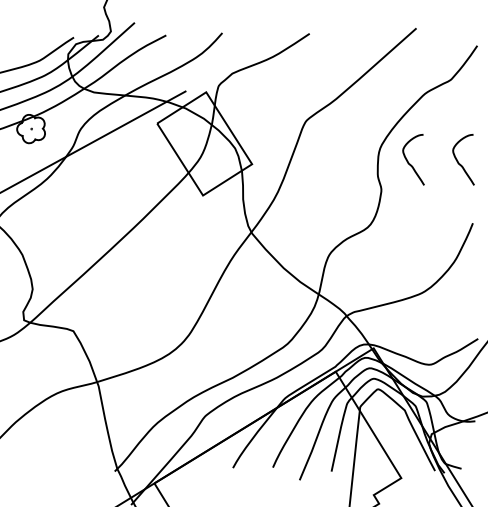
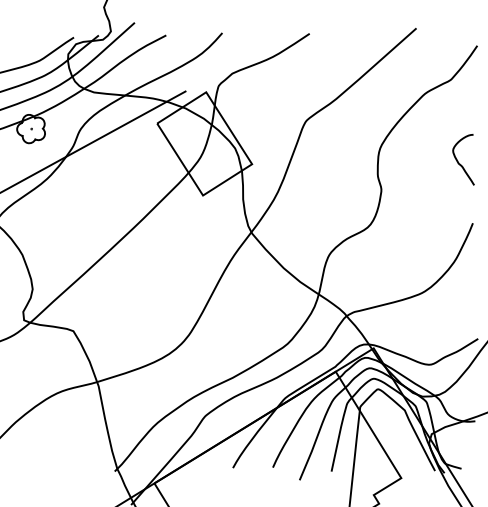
curve: present -> none (409, 162)
